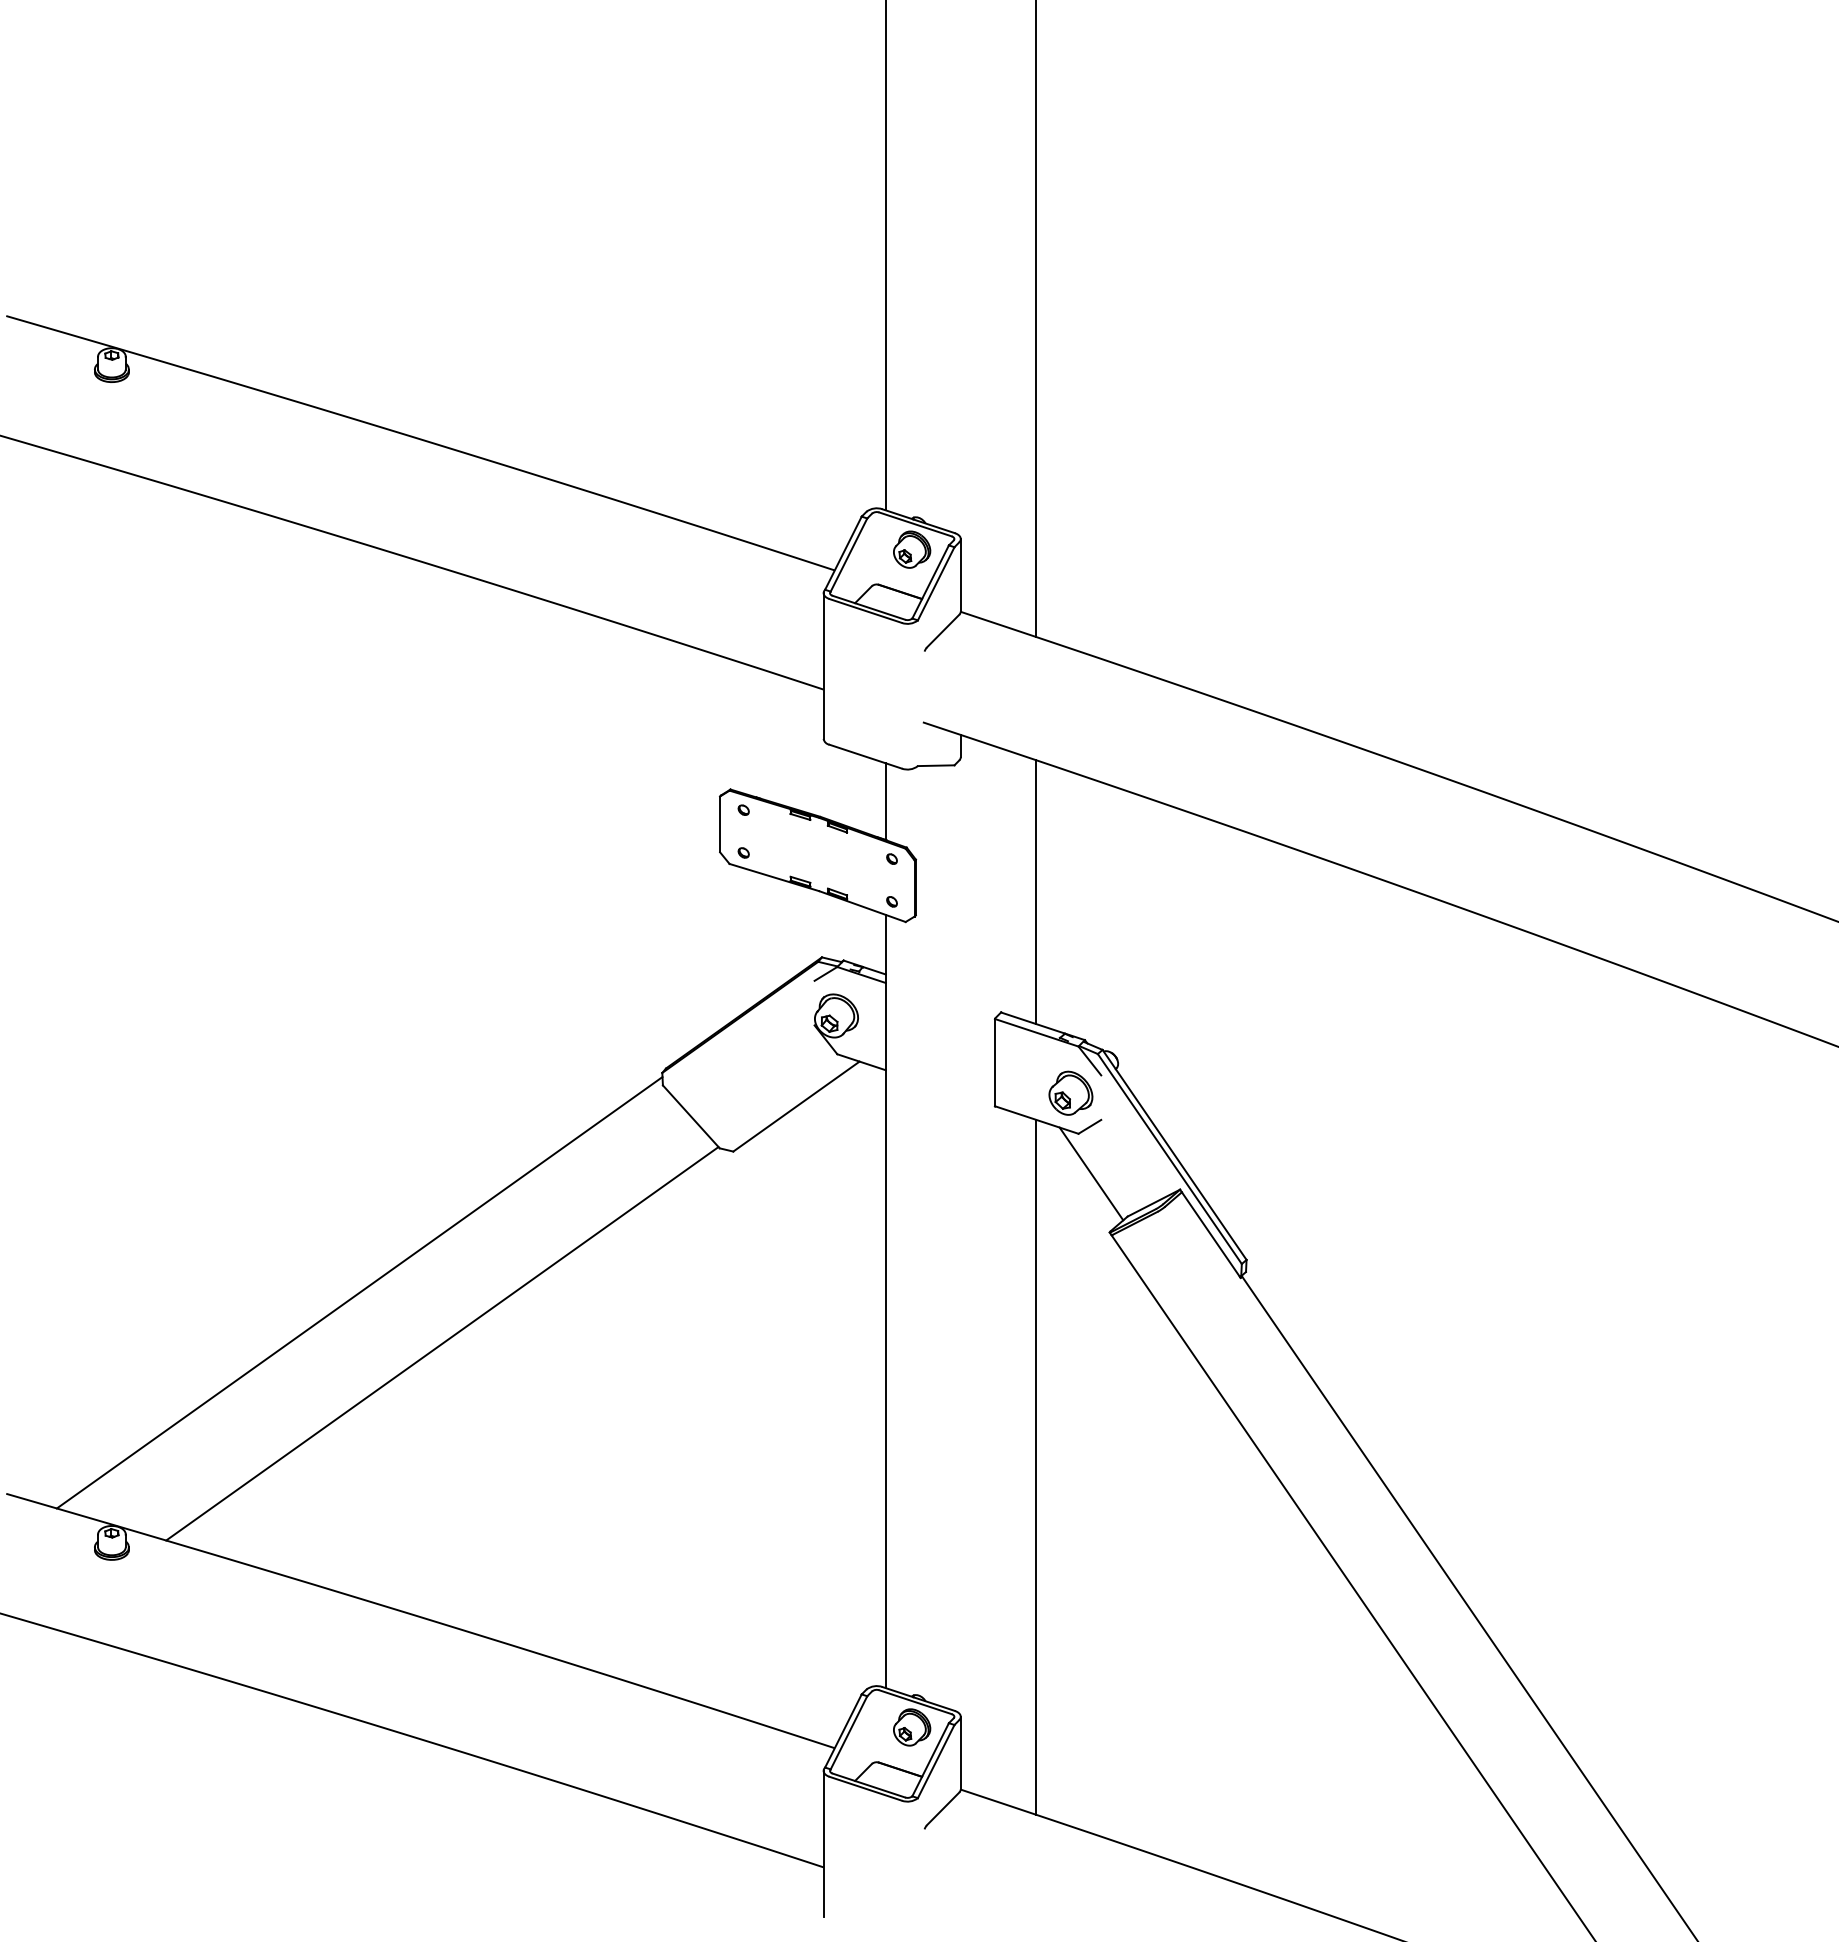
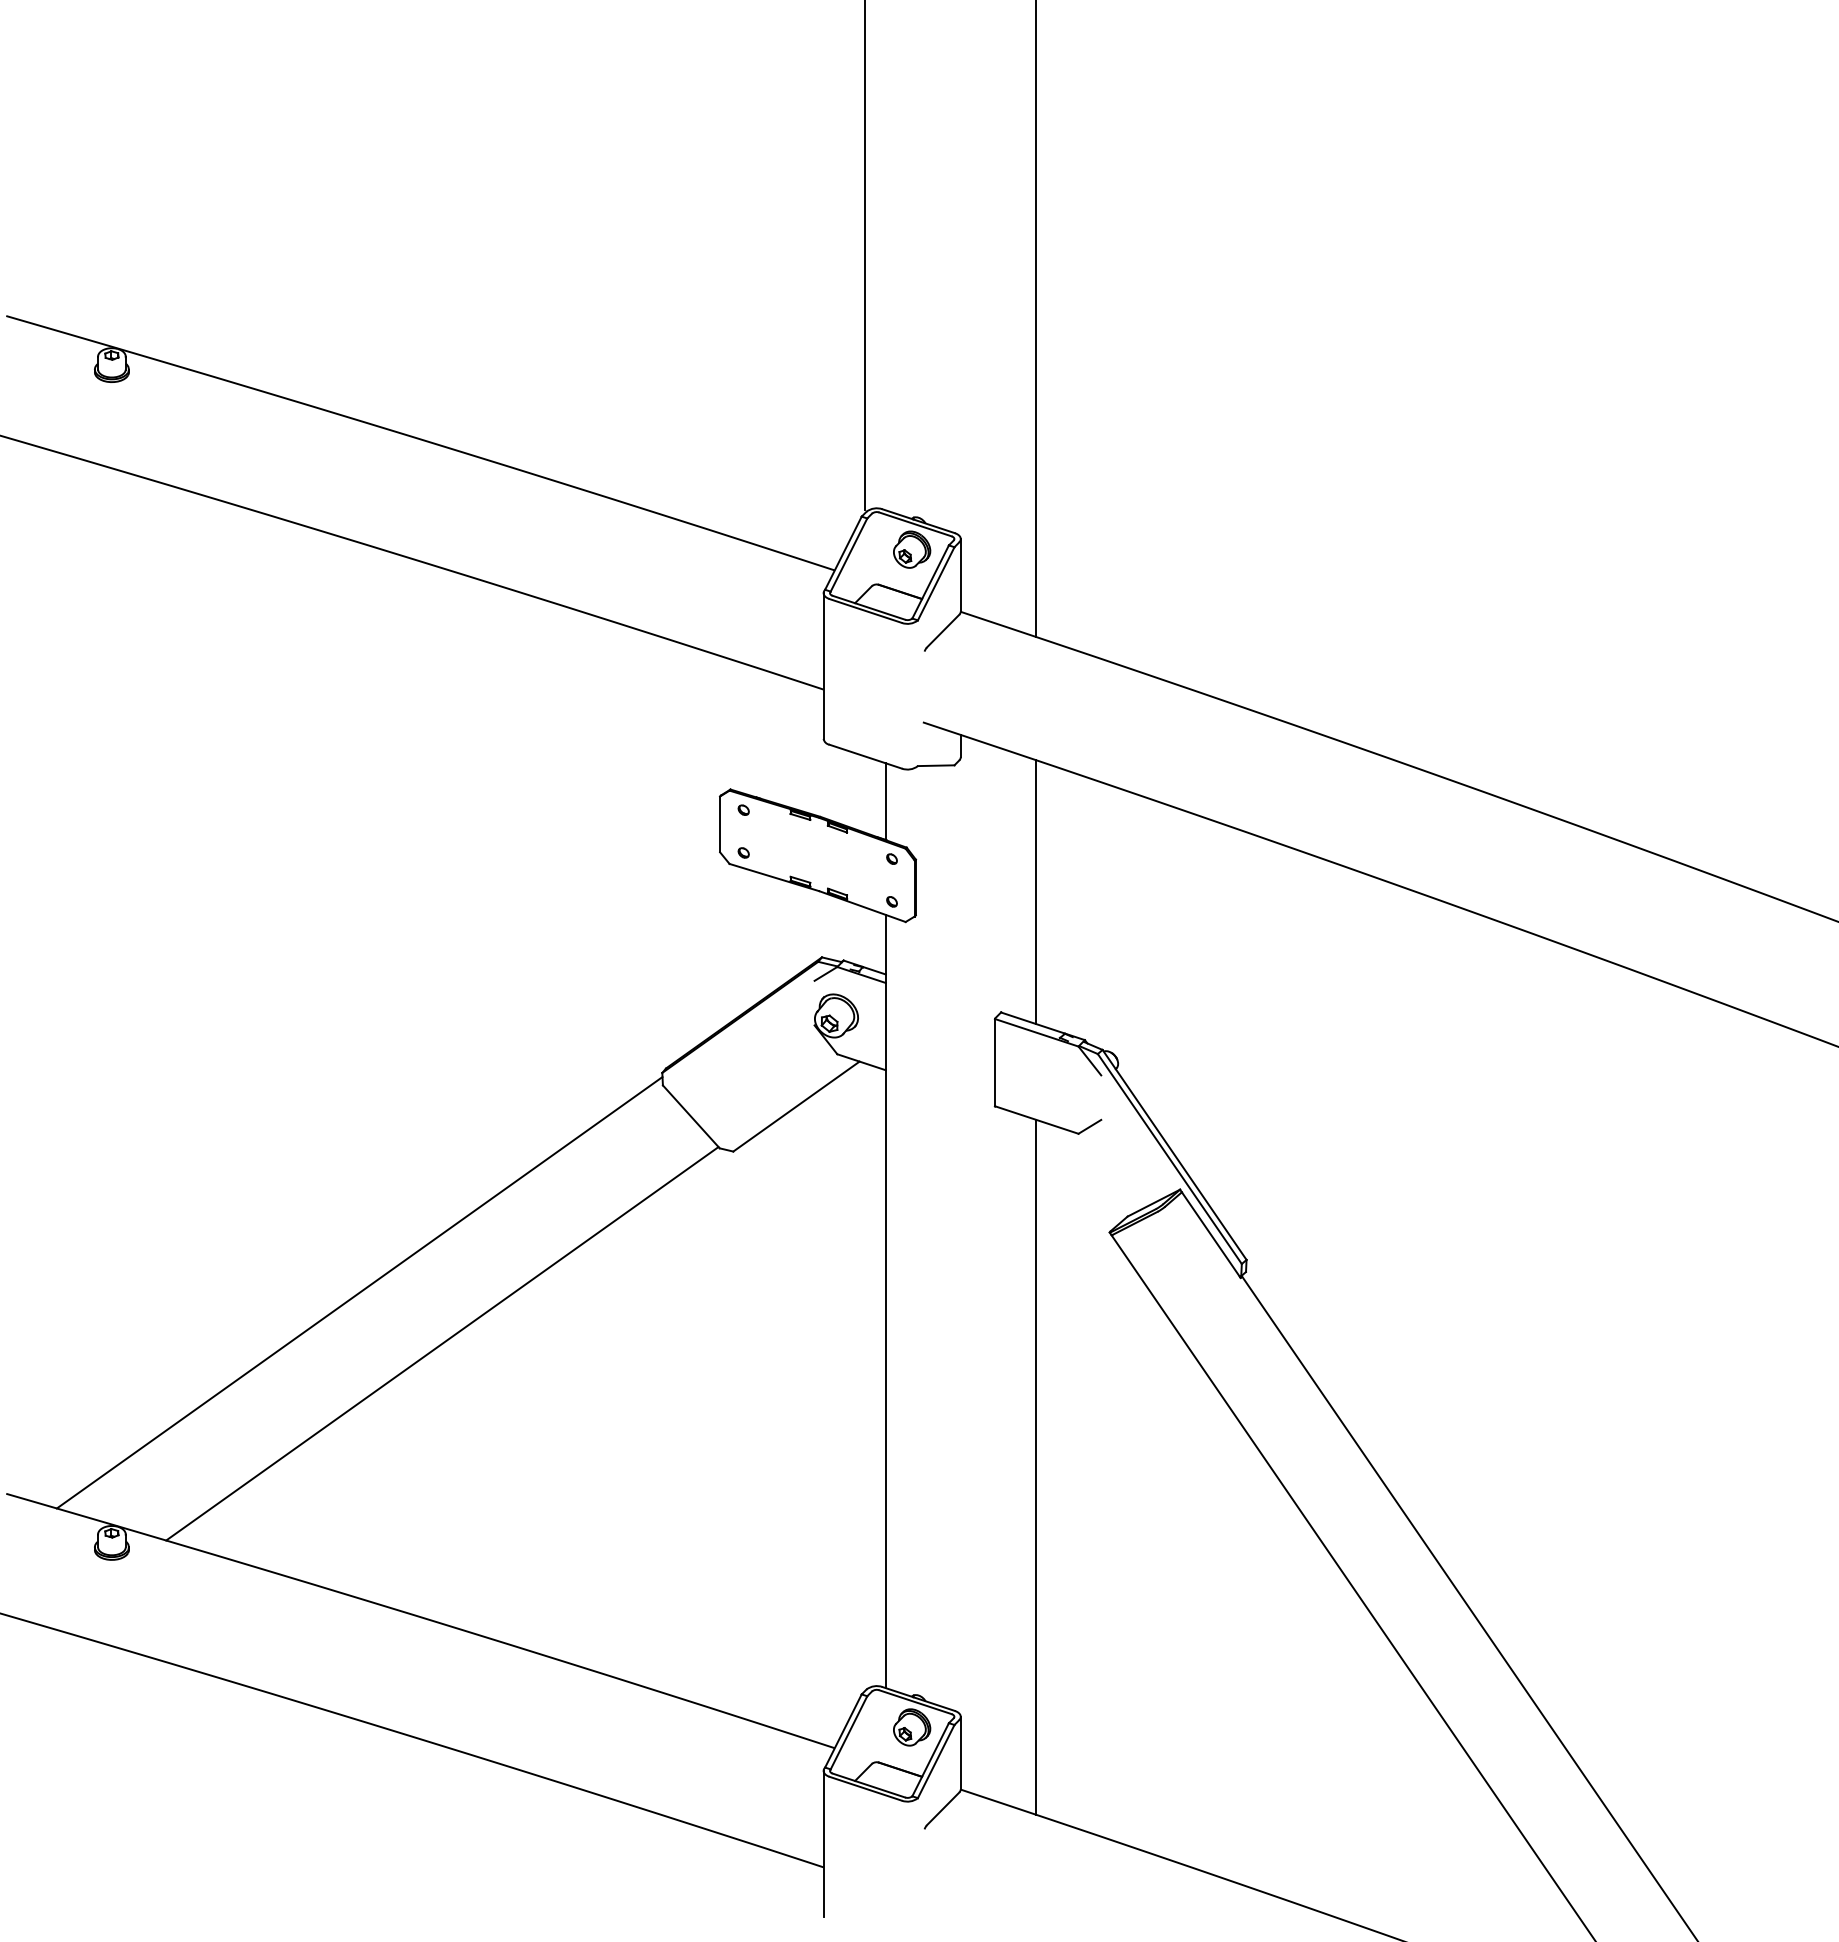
line position: (885, 256) -> (864, 256) (864, 256)
part: present -> none (1070, 1092)
line: present -> none (1091, 1173)
